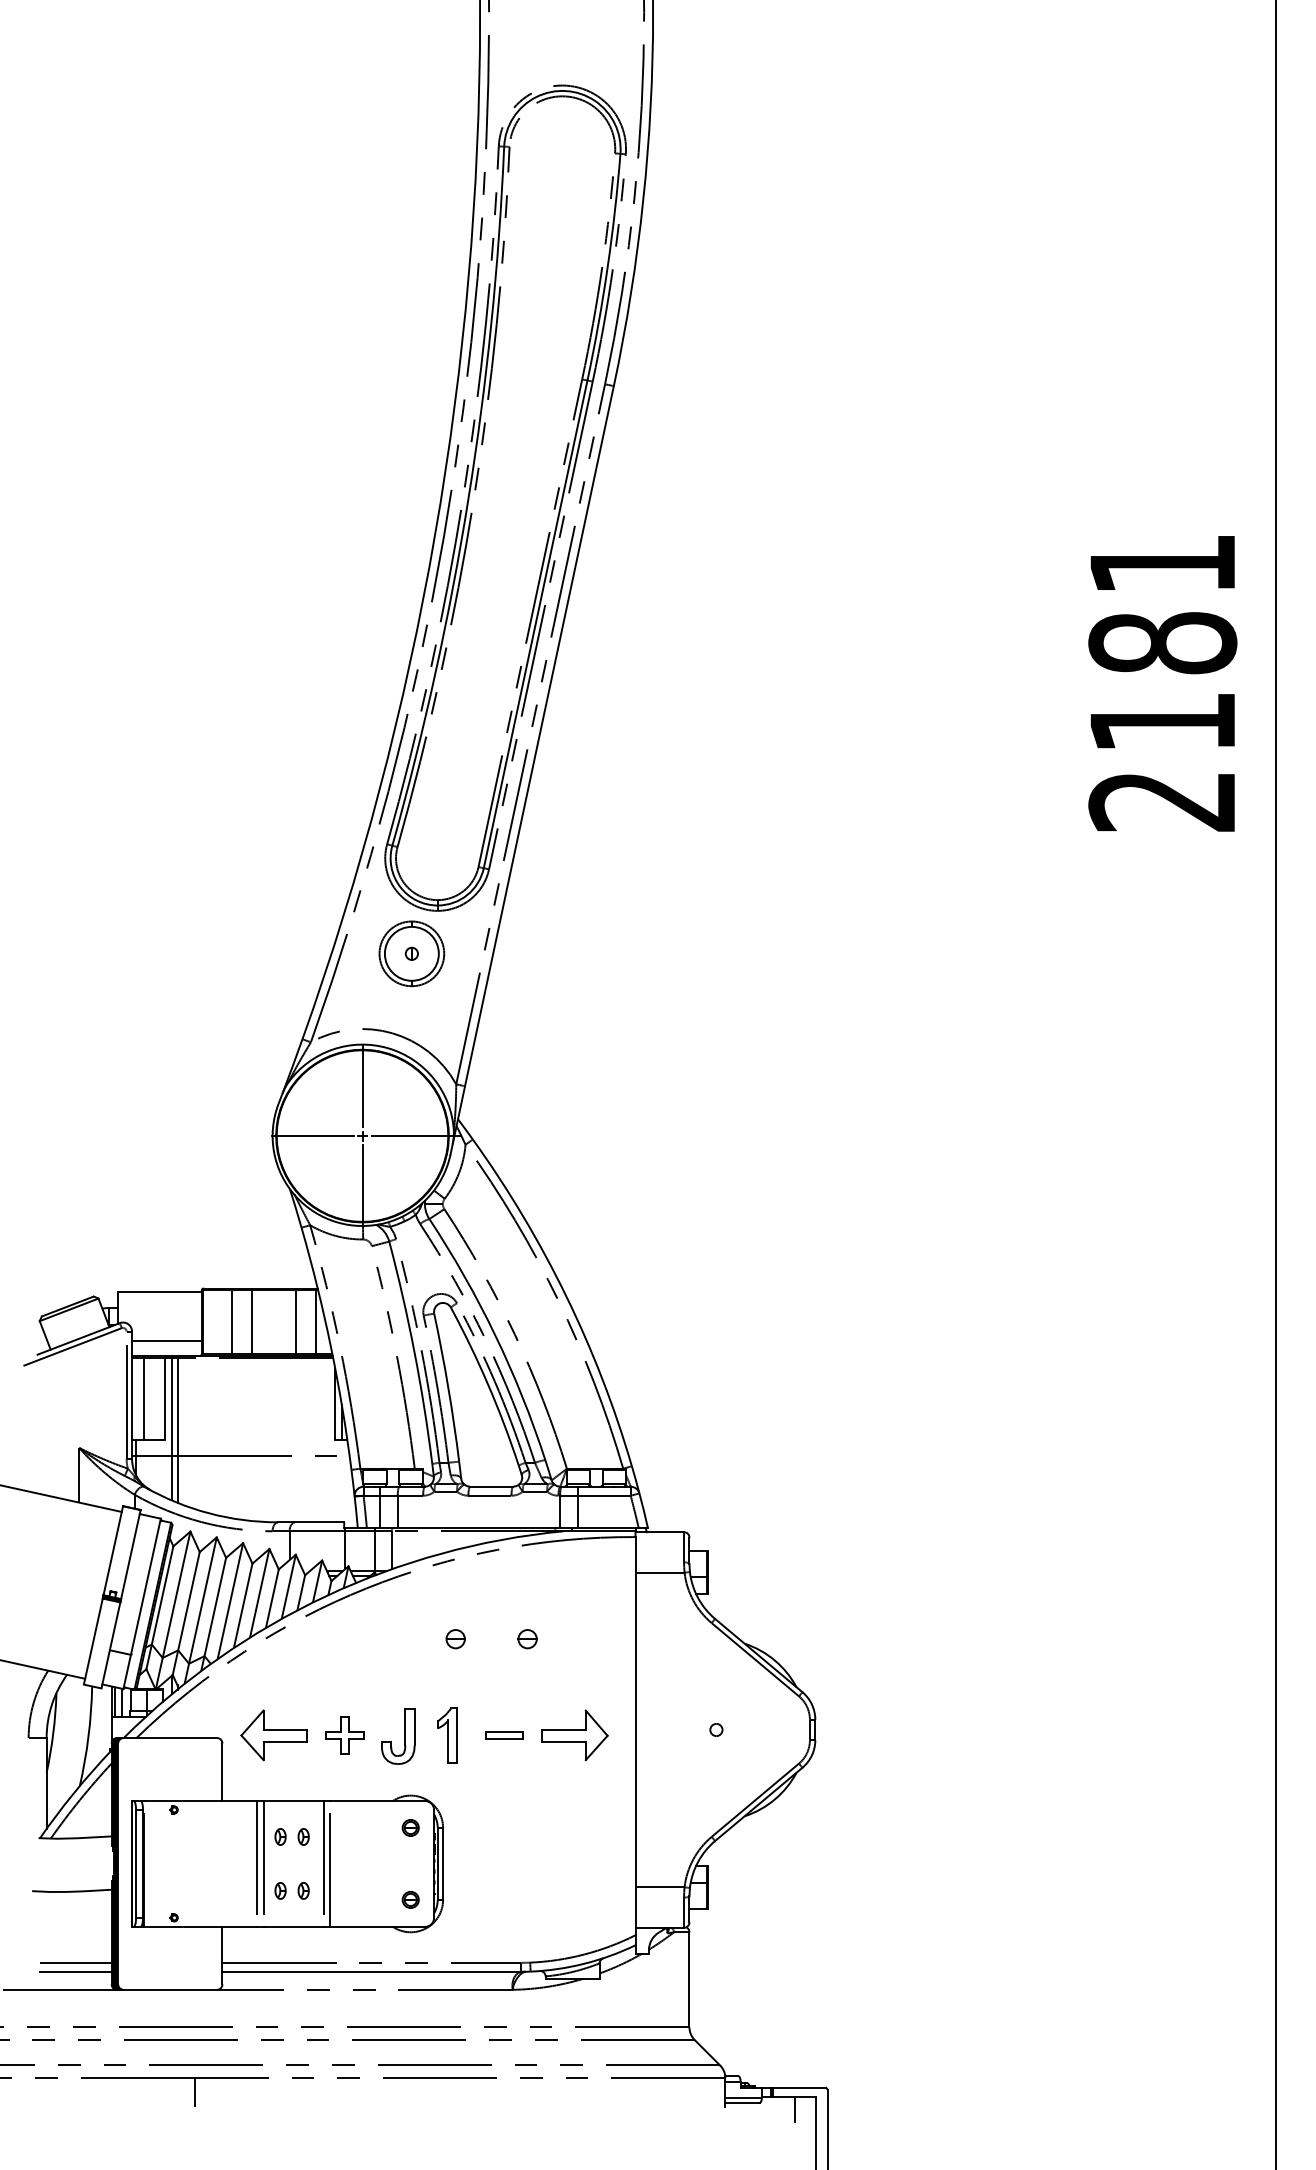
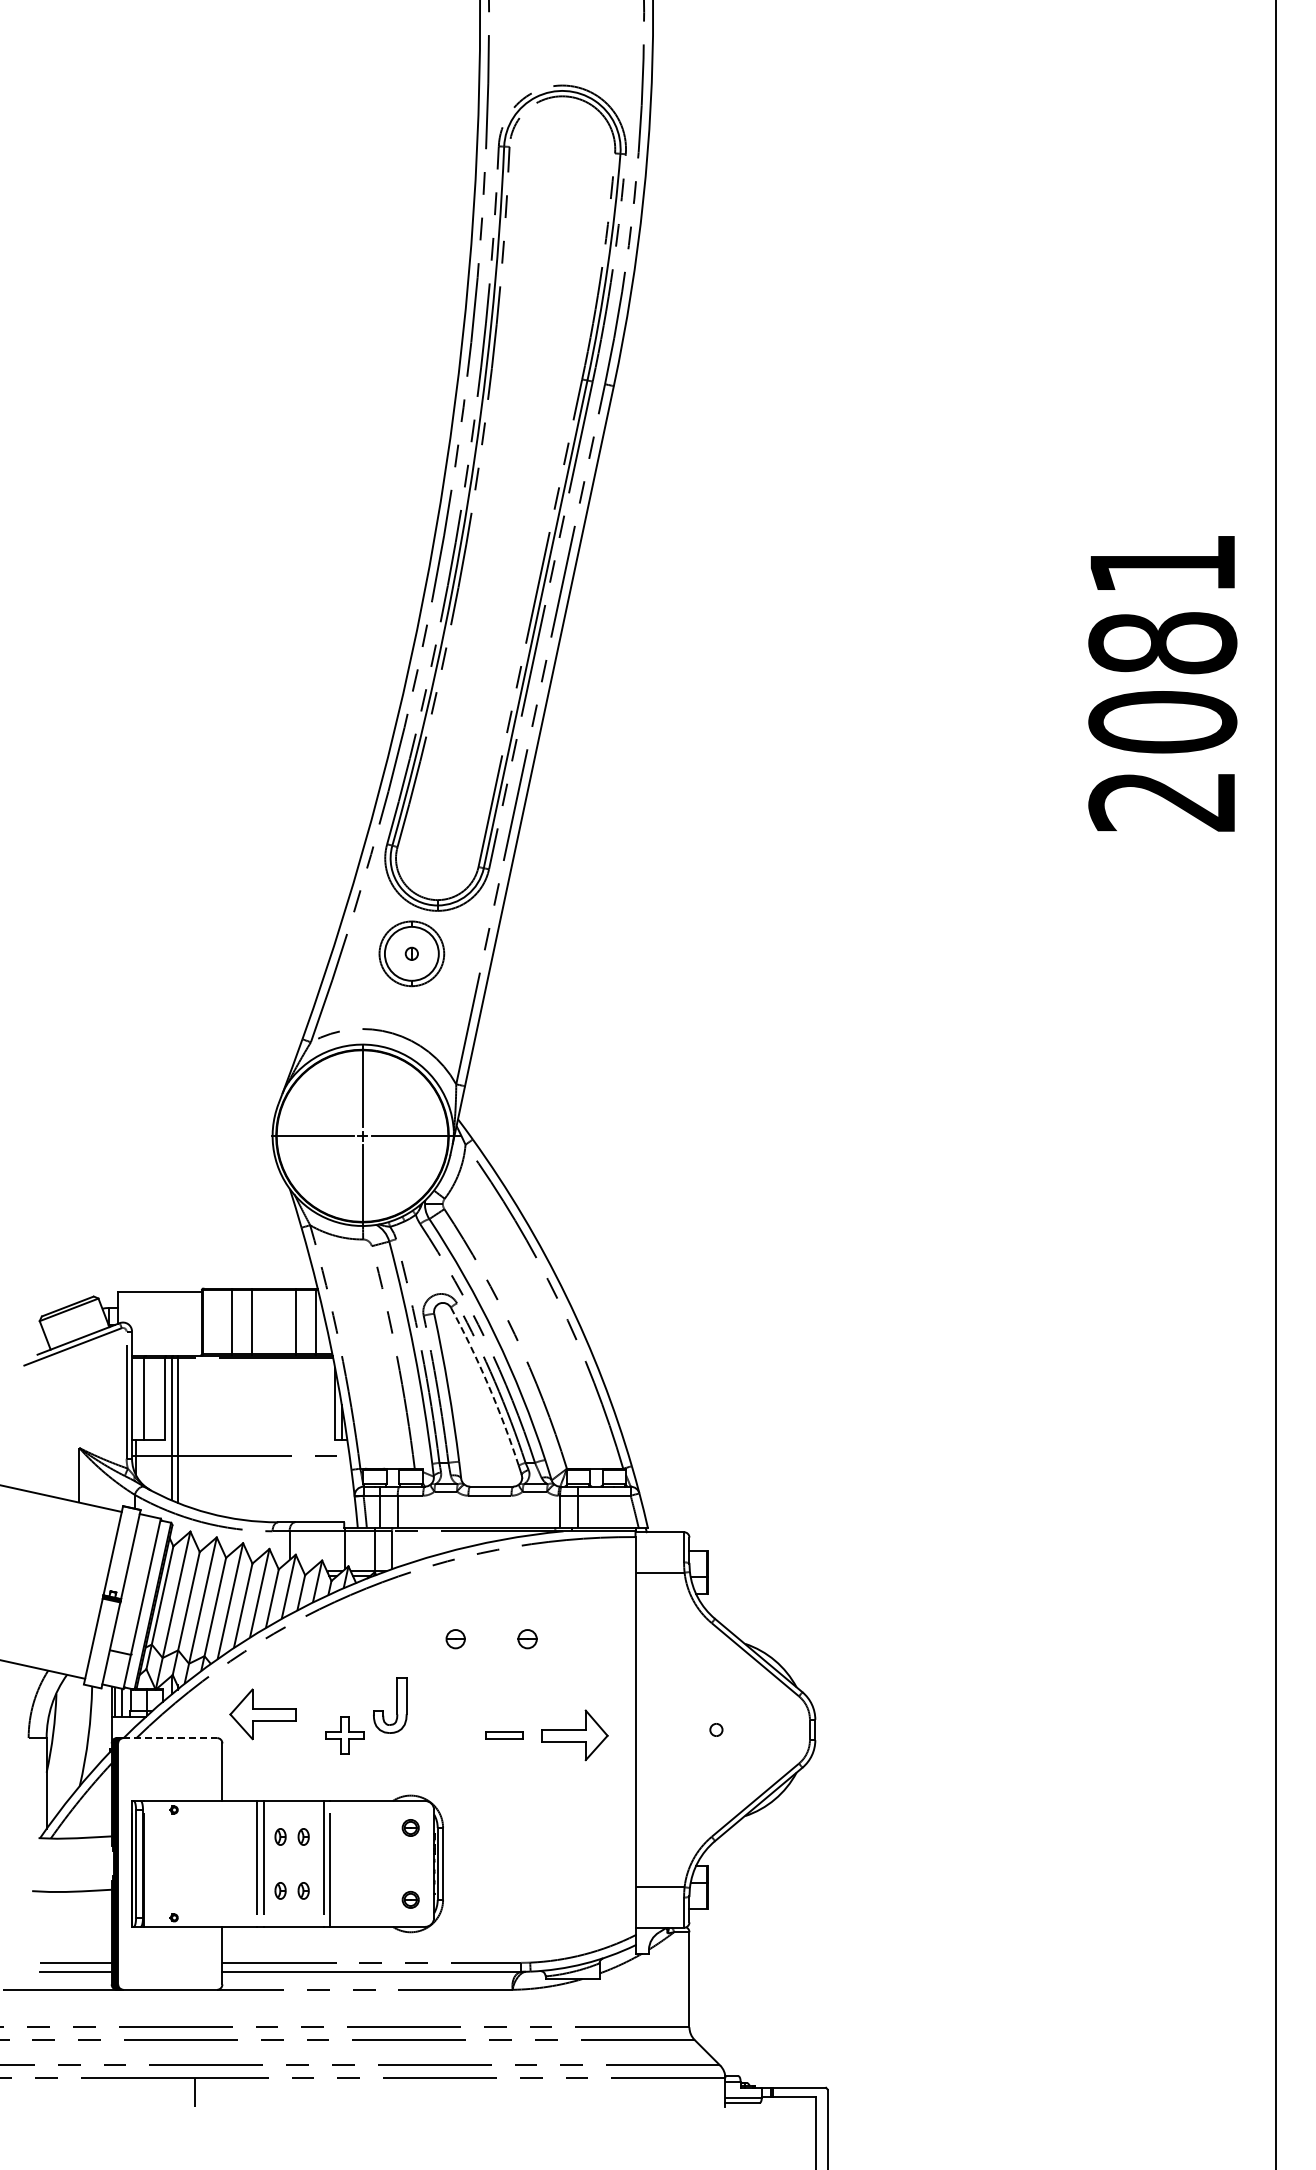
text: 2181 -> 2081 (1162, 722)
line: present -> none (166, 1341)
arc: solid -> dashed (488, 1385)
part position: (273, 1735) -> (262, 1714) (262, 1714)
part: present -> none (447, 1735)
part position: (398, 1736) -> (390, 1705) (390, 1705)
line: solid -> dashed (170, 1738)
line: present -> none (794, 2108)
